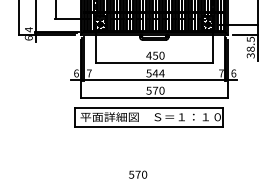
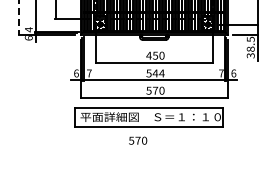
line: solid -> dashed (19, 17)
text position: (138, 174) -> (138, 140) (138, 140)
